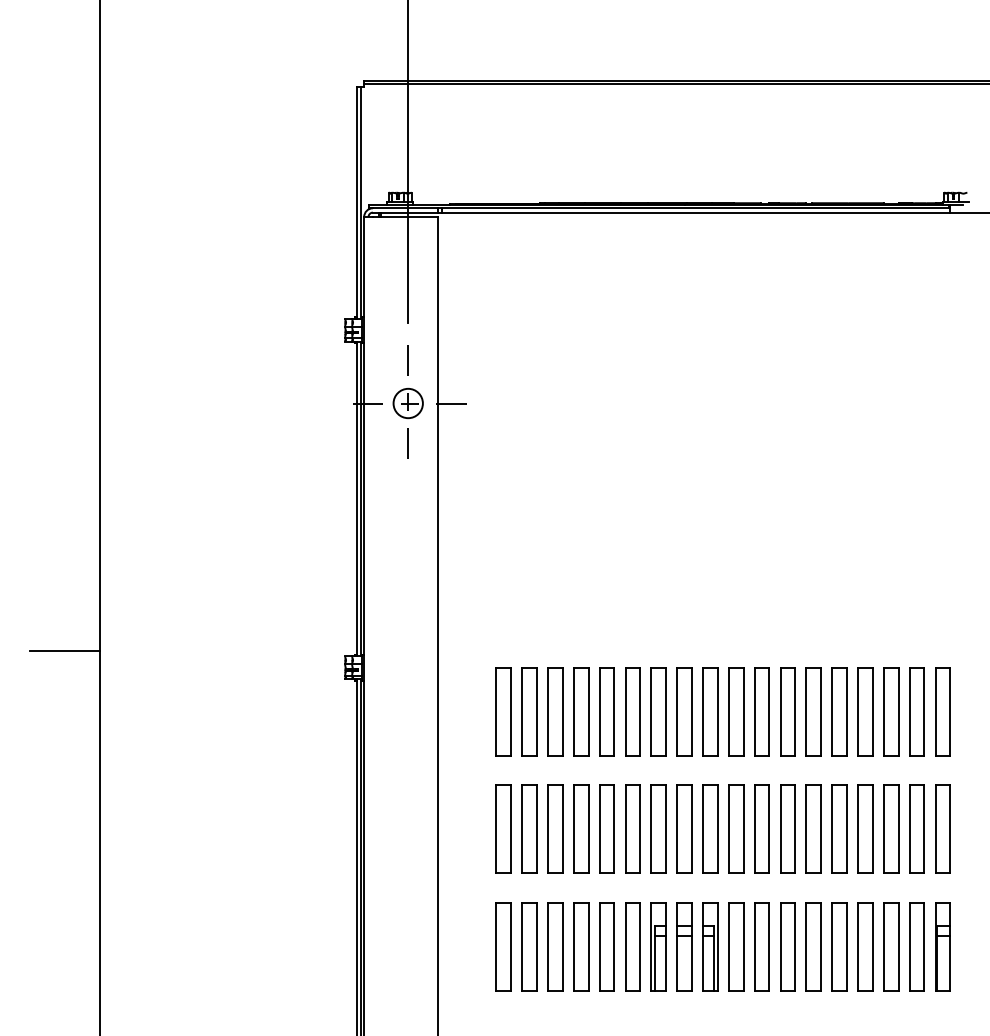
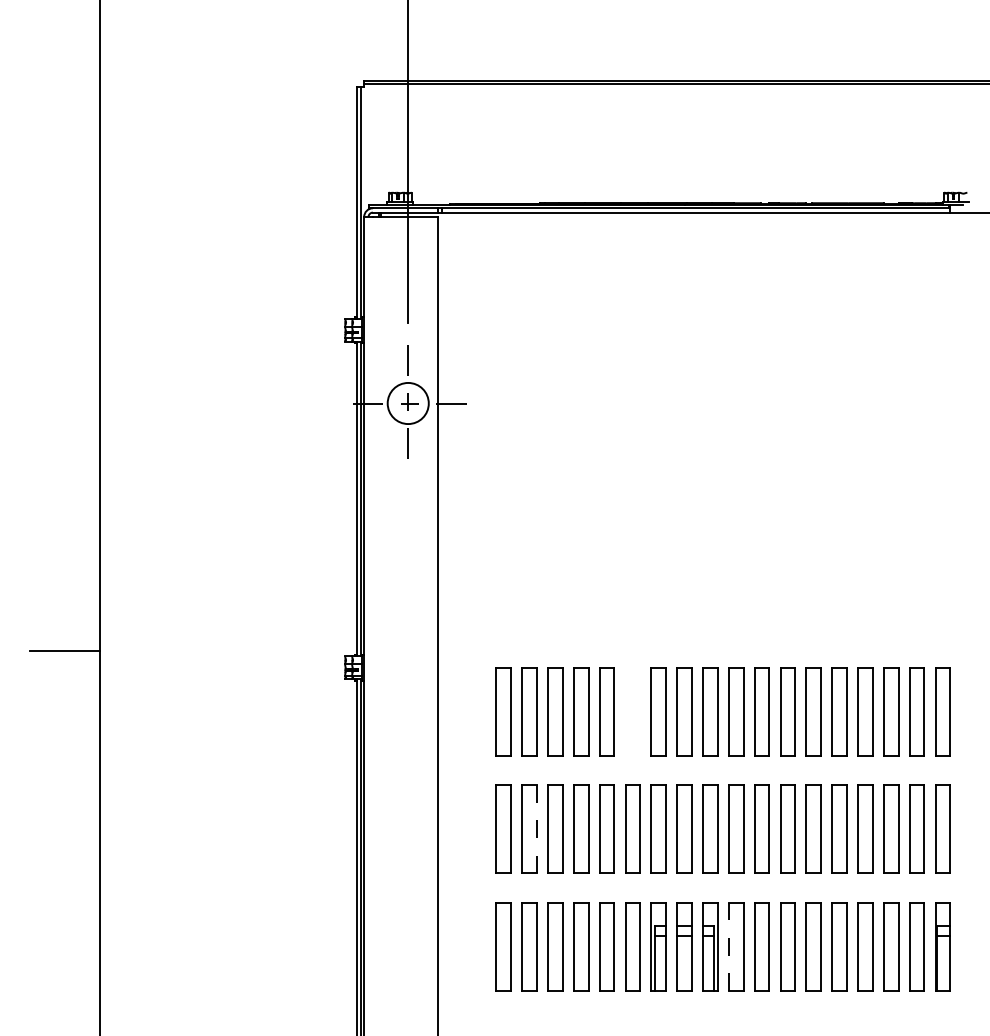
circle diameter: 29 px -> 41 px (407, 403)
part: present -> none (632, 711)
line: solid -> dashed (536, 829)
line: solid -> dashed (728, 946)
